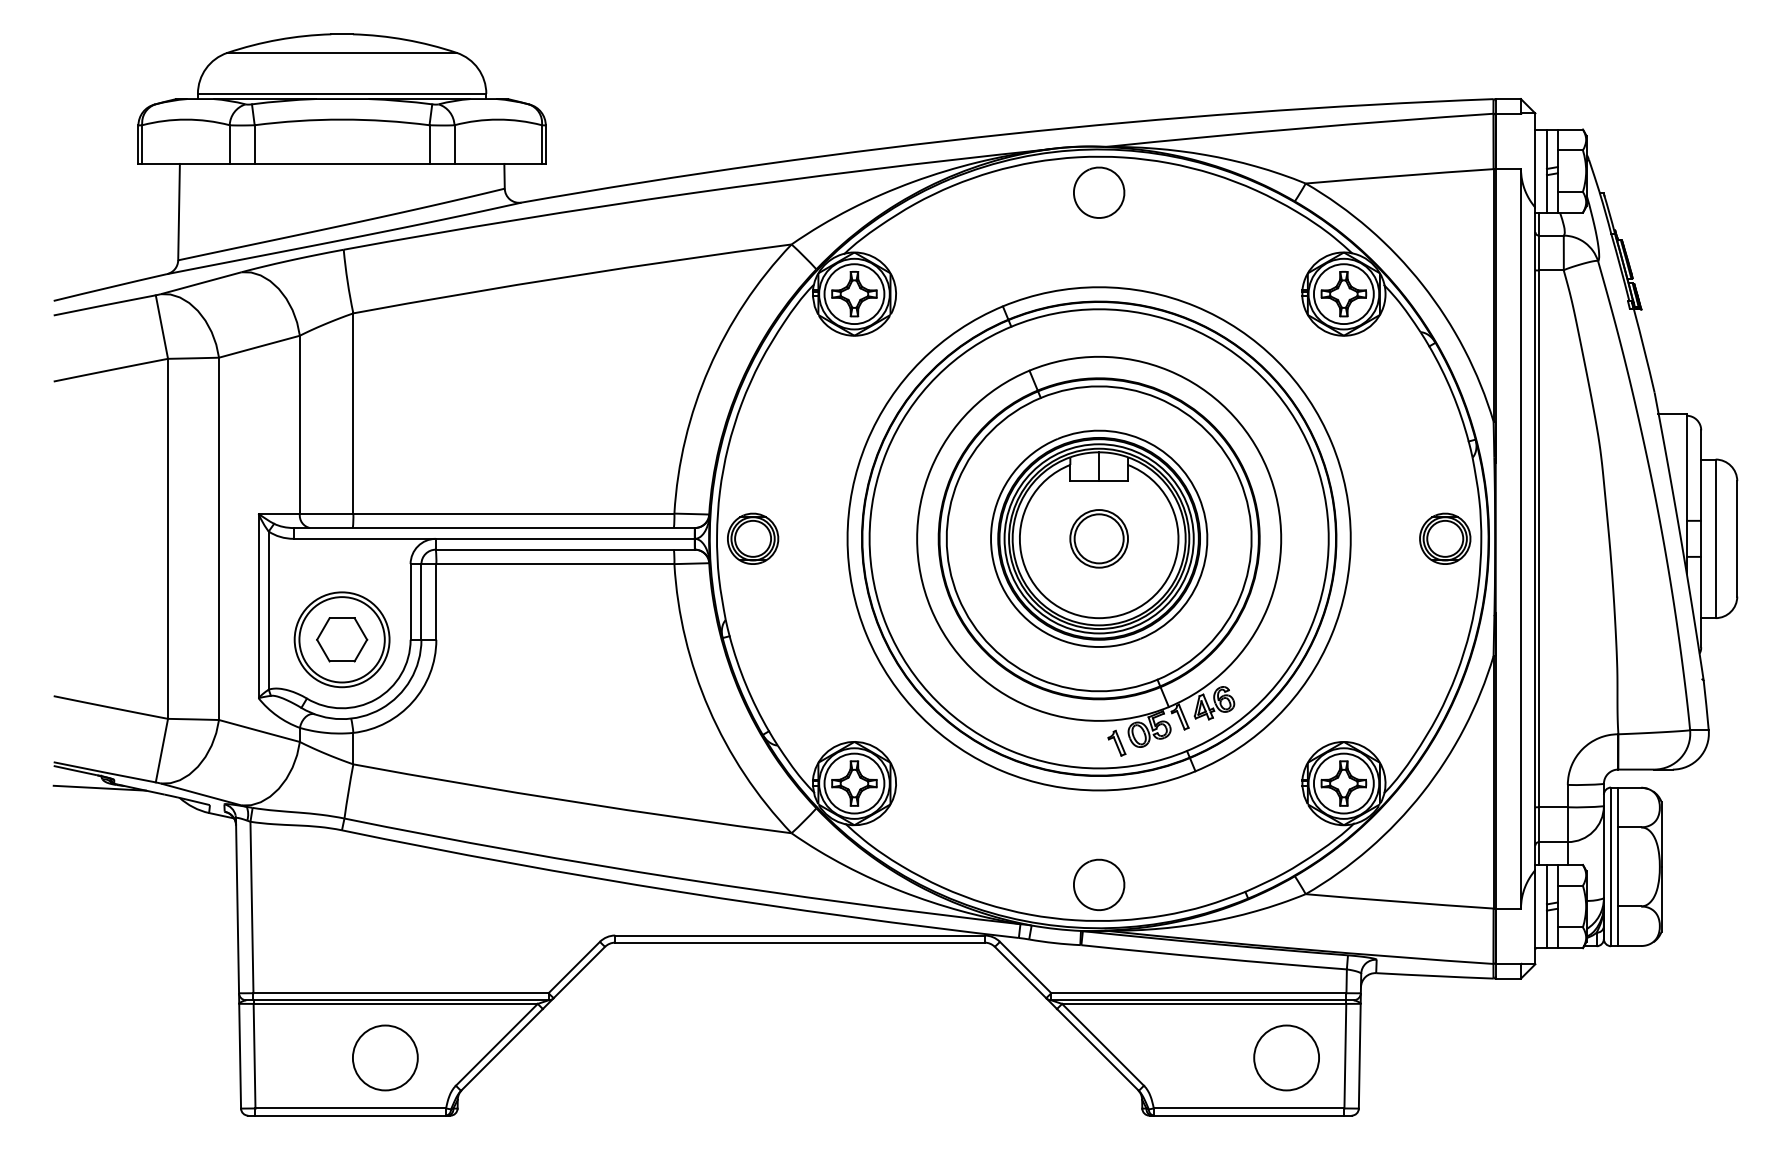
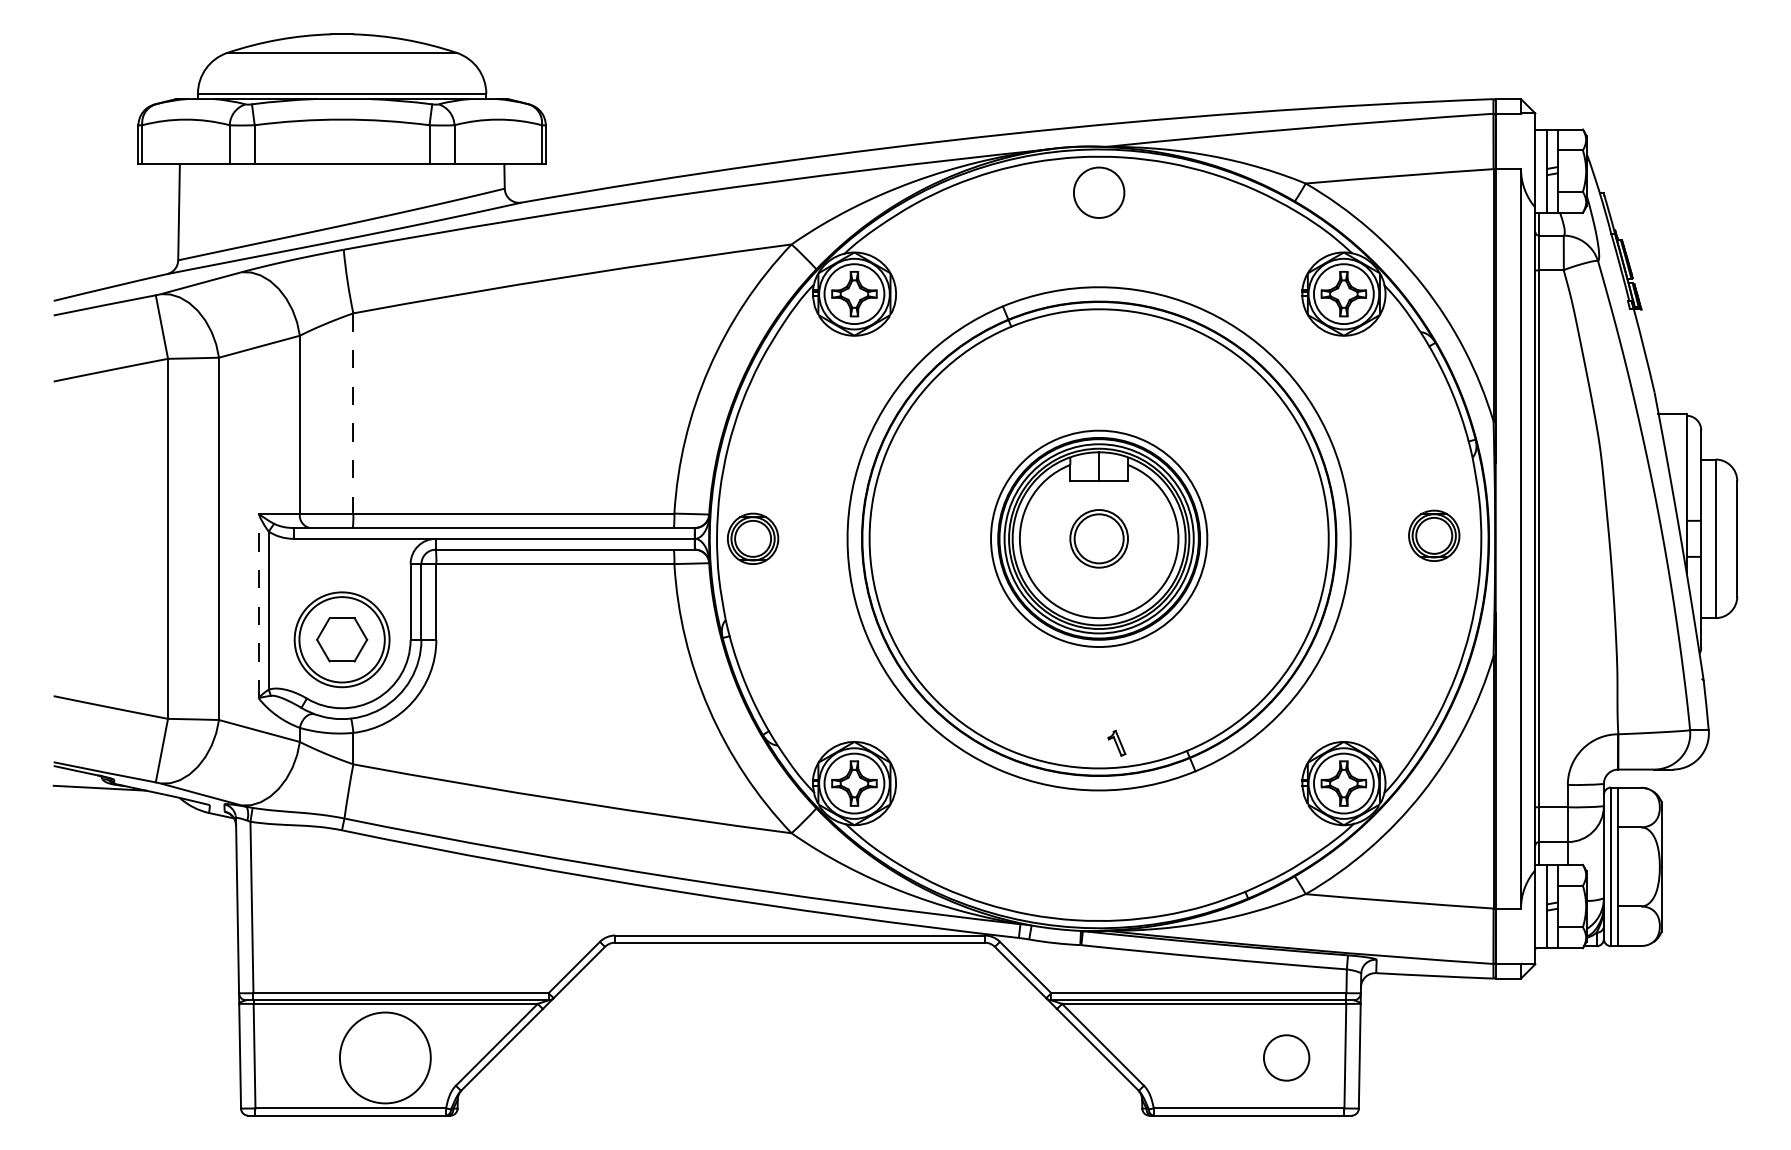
line: solid -> dashed (353, 414)
part position: (1445, 538) -> (1434, 535) (1434, 535)
part: present -> none (1099, 551)
line: solid -> dashed (258, 605)
part: present -> none (1099, 884)
circle diameter: 65 px -> 91 px (384, 1057)
circle diameter: 65 px -> 45 px (1286, 1057)
